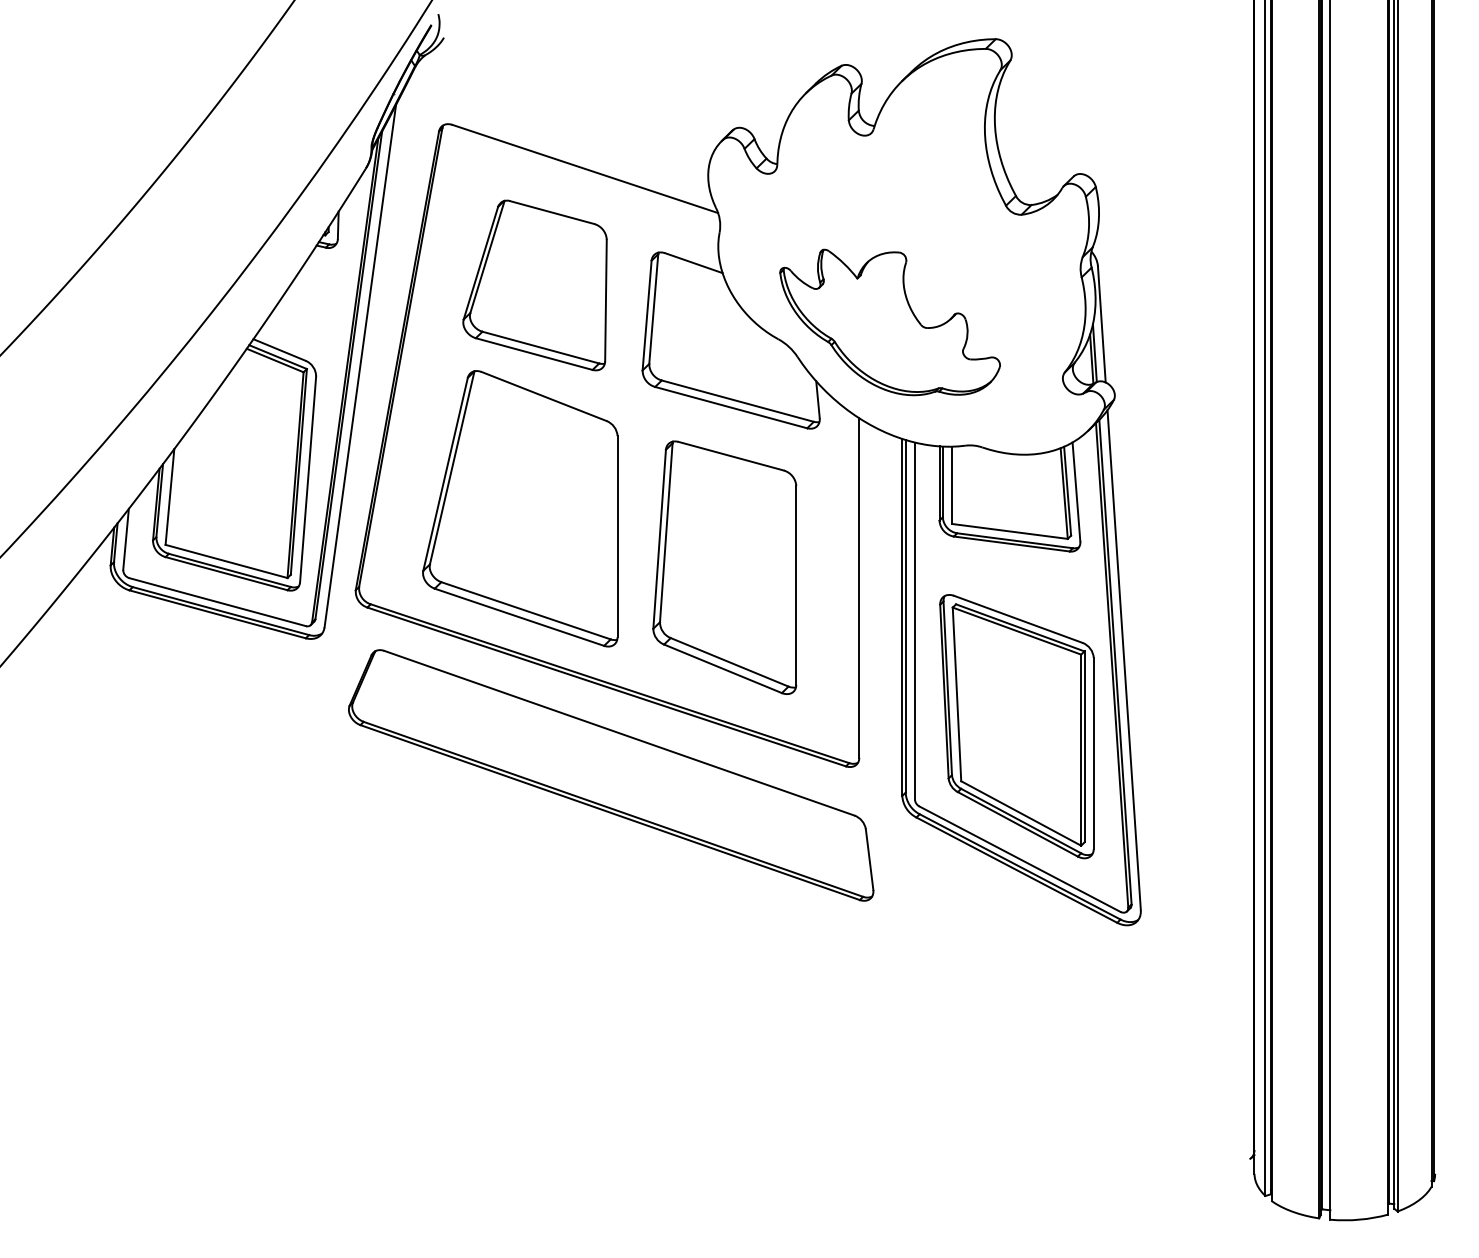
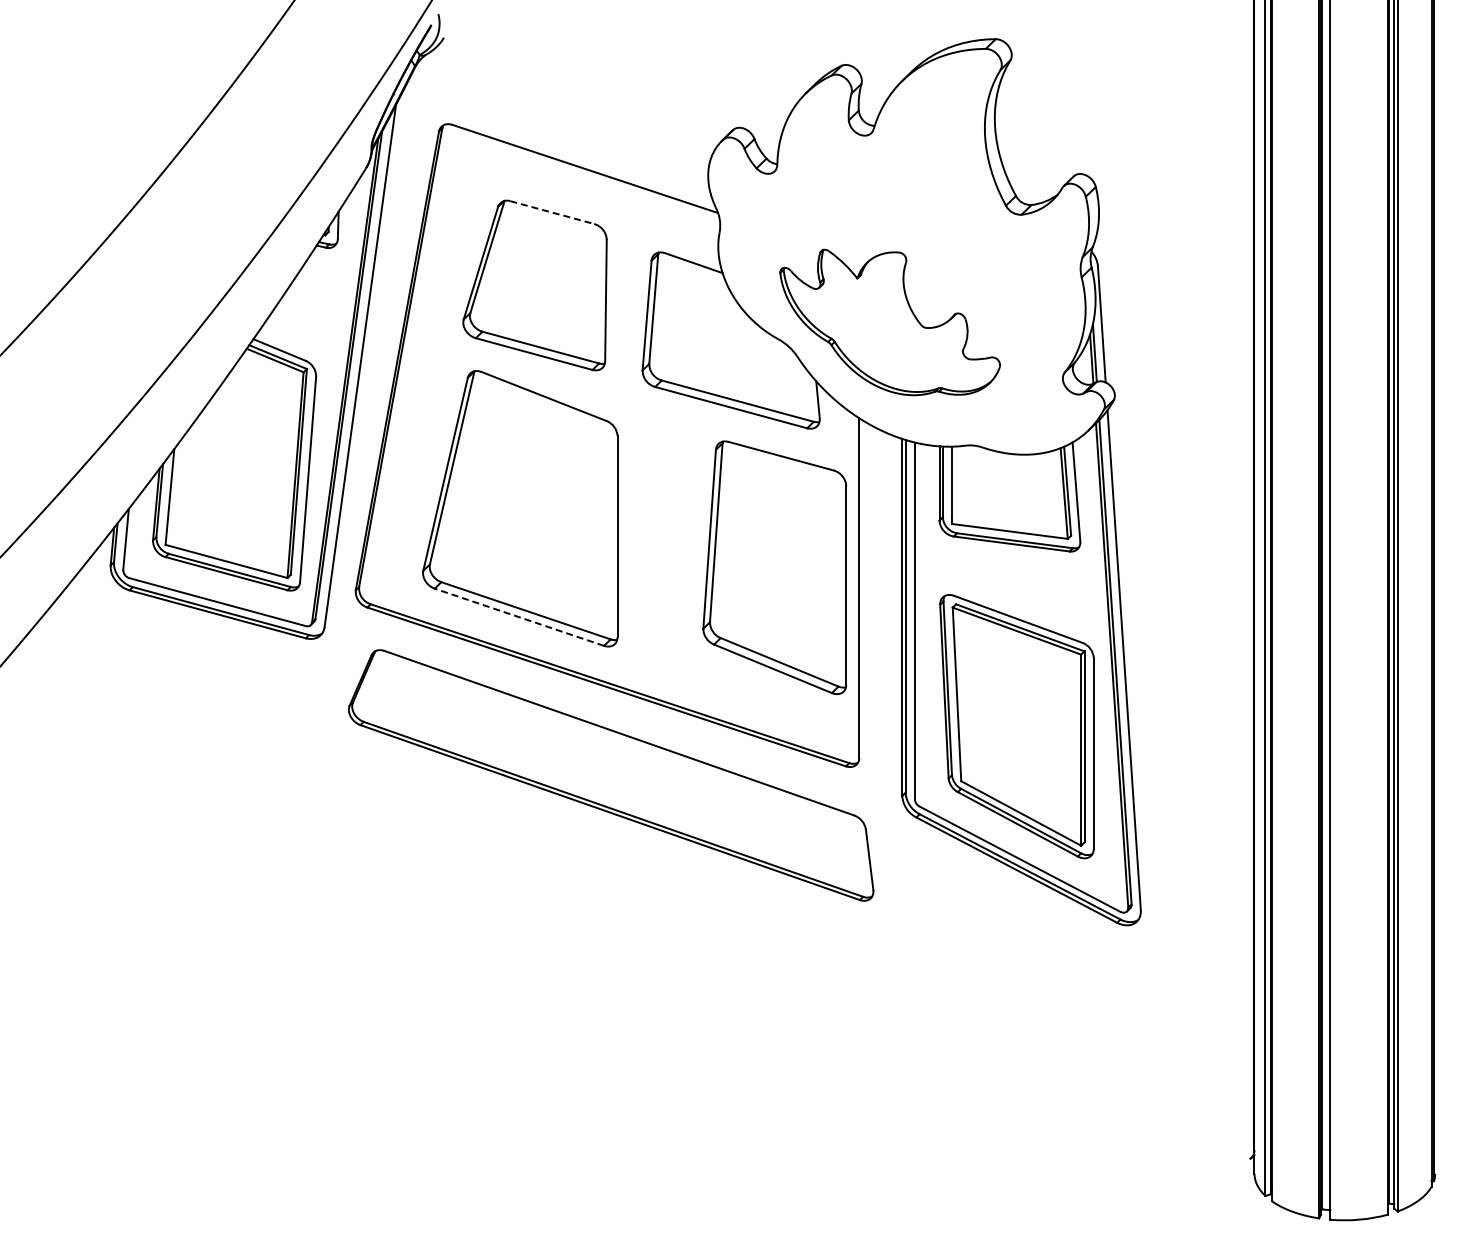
line: solid -> dashed (552, 212)
part position: (724, 567) -> (774, 567) (774, 567)
line: solid -> dashed (518, 617)
